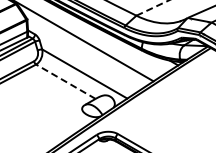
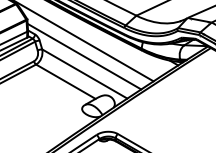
line: dashed -> solid (153, 7)
line: none -> present (84, 56)
line: dashed -> solid (65, 81)
